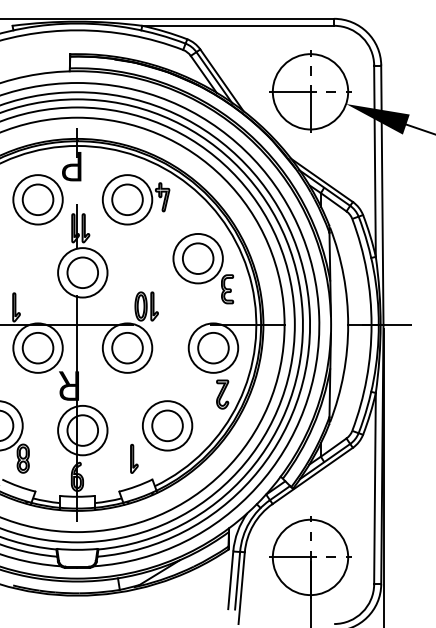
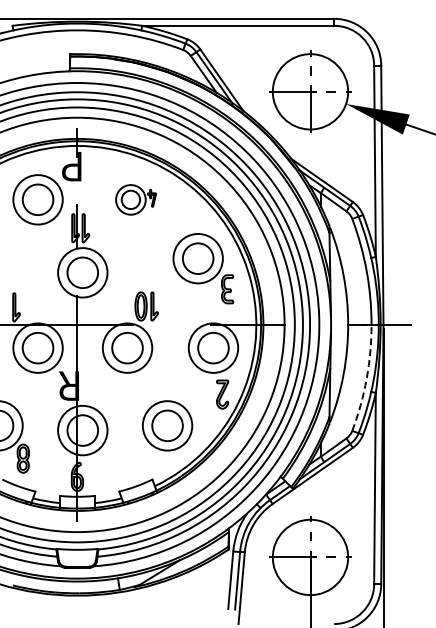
part size: 70x52 px -> 42x32 px (135, 199)
arc: solid -> dashed (366, 378)
part: present -> none (134, 458)
